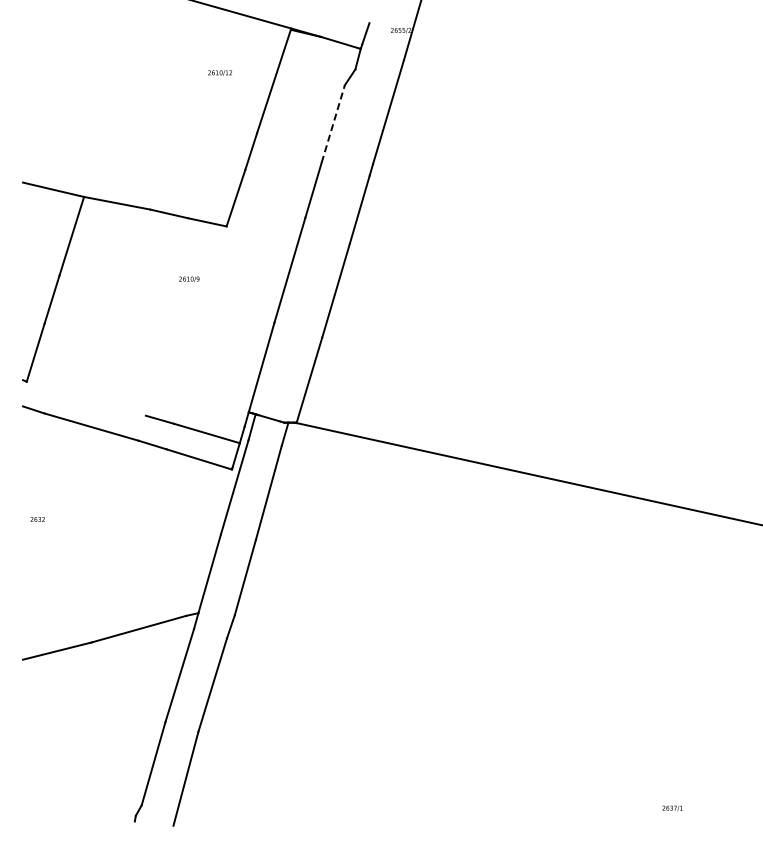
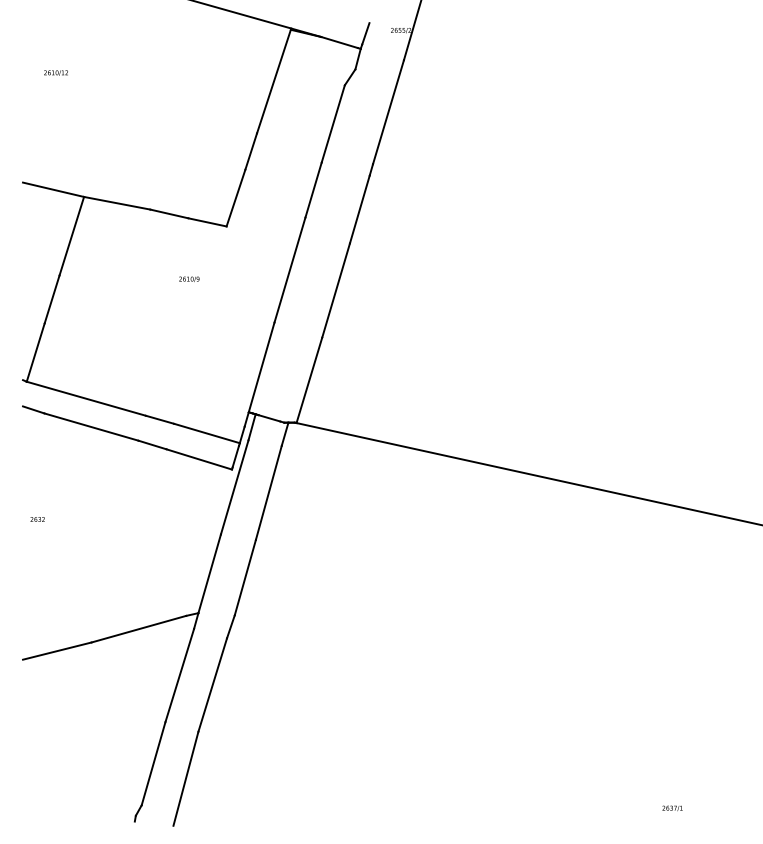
text position: (219, 72) -> (55, 72) (55, 72)
line: dashed -> solid (333, 123)
line: none -> present (85, 398)
